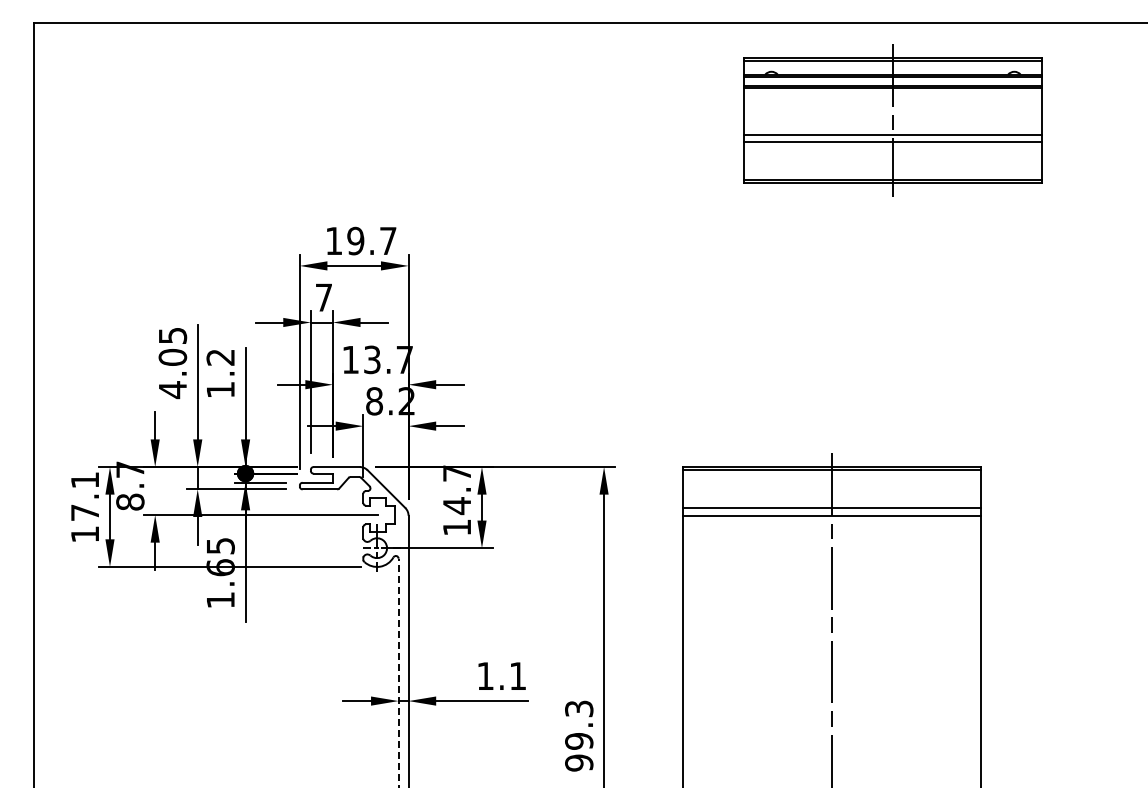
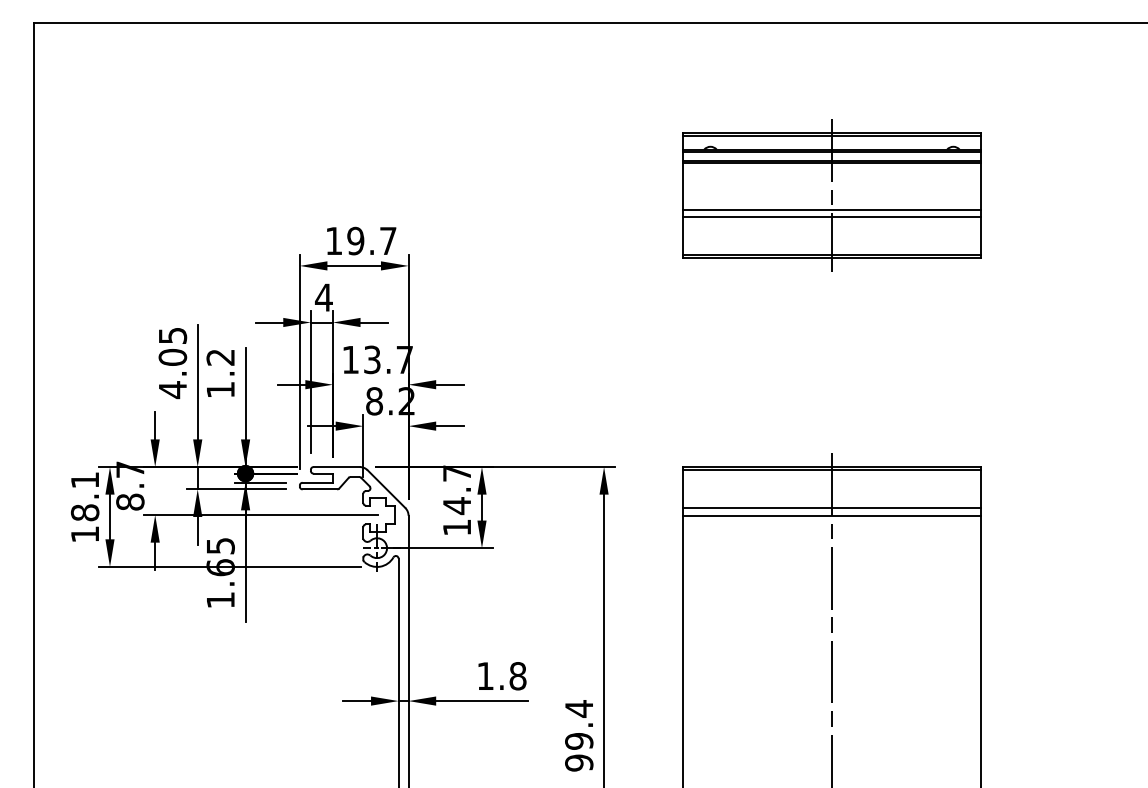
part position: (892, 120) -> (831, 195) (831, 195)
text: 7 -> 4 (323, 297)
text: 17.1 -> 18.1 (84, 512)
line: dashed -> solid (398, 672)
text: 1.1 -> 1.8 (517, 676)
text: 99.3 -> 99.4 (579, 708)
